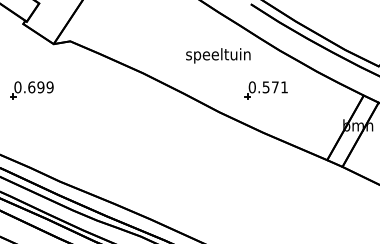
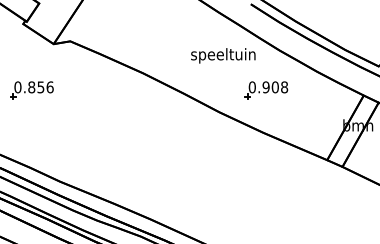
text position: (218, 55) -> (223, 55) (223, 55)
text: 0.699 -> 0.856 (40, 87)
text: 0.571 -> 0.908 (275, 87)
